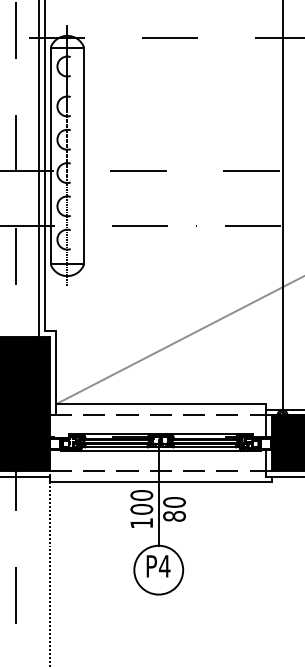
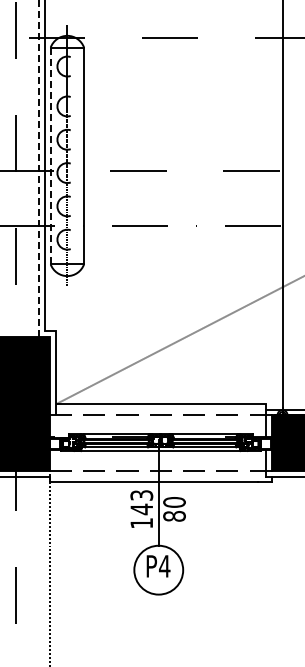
line: solid -> dashed (50, 156)
line: solid -> dashed (38, 168)
text: 100 -> 143 (141, 502)
